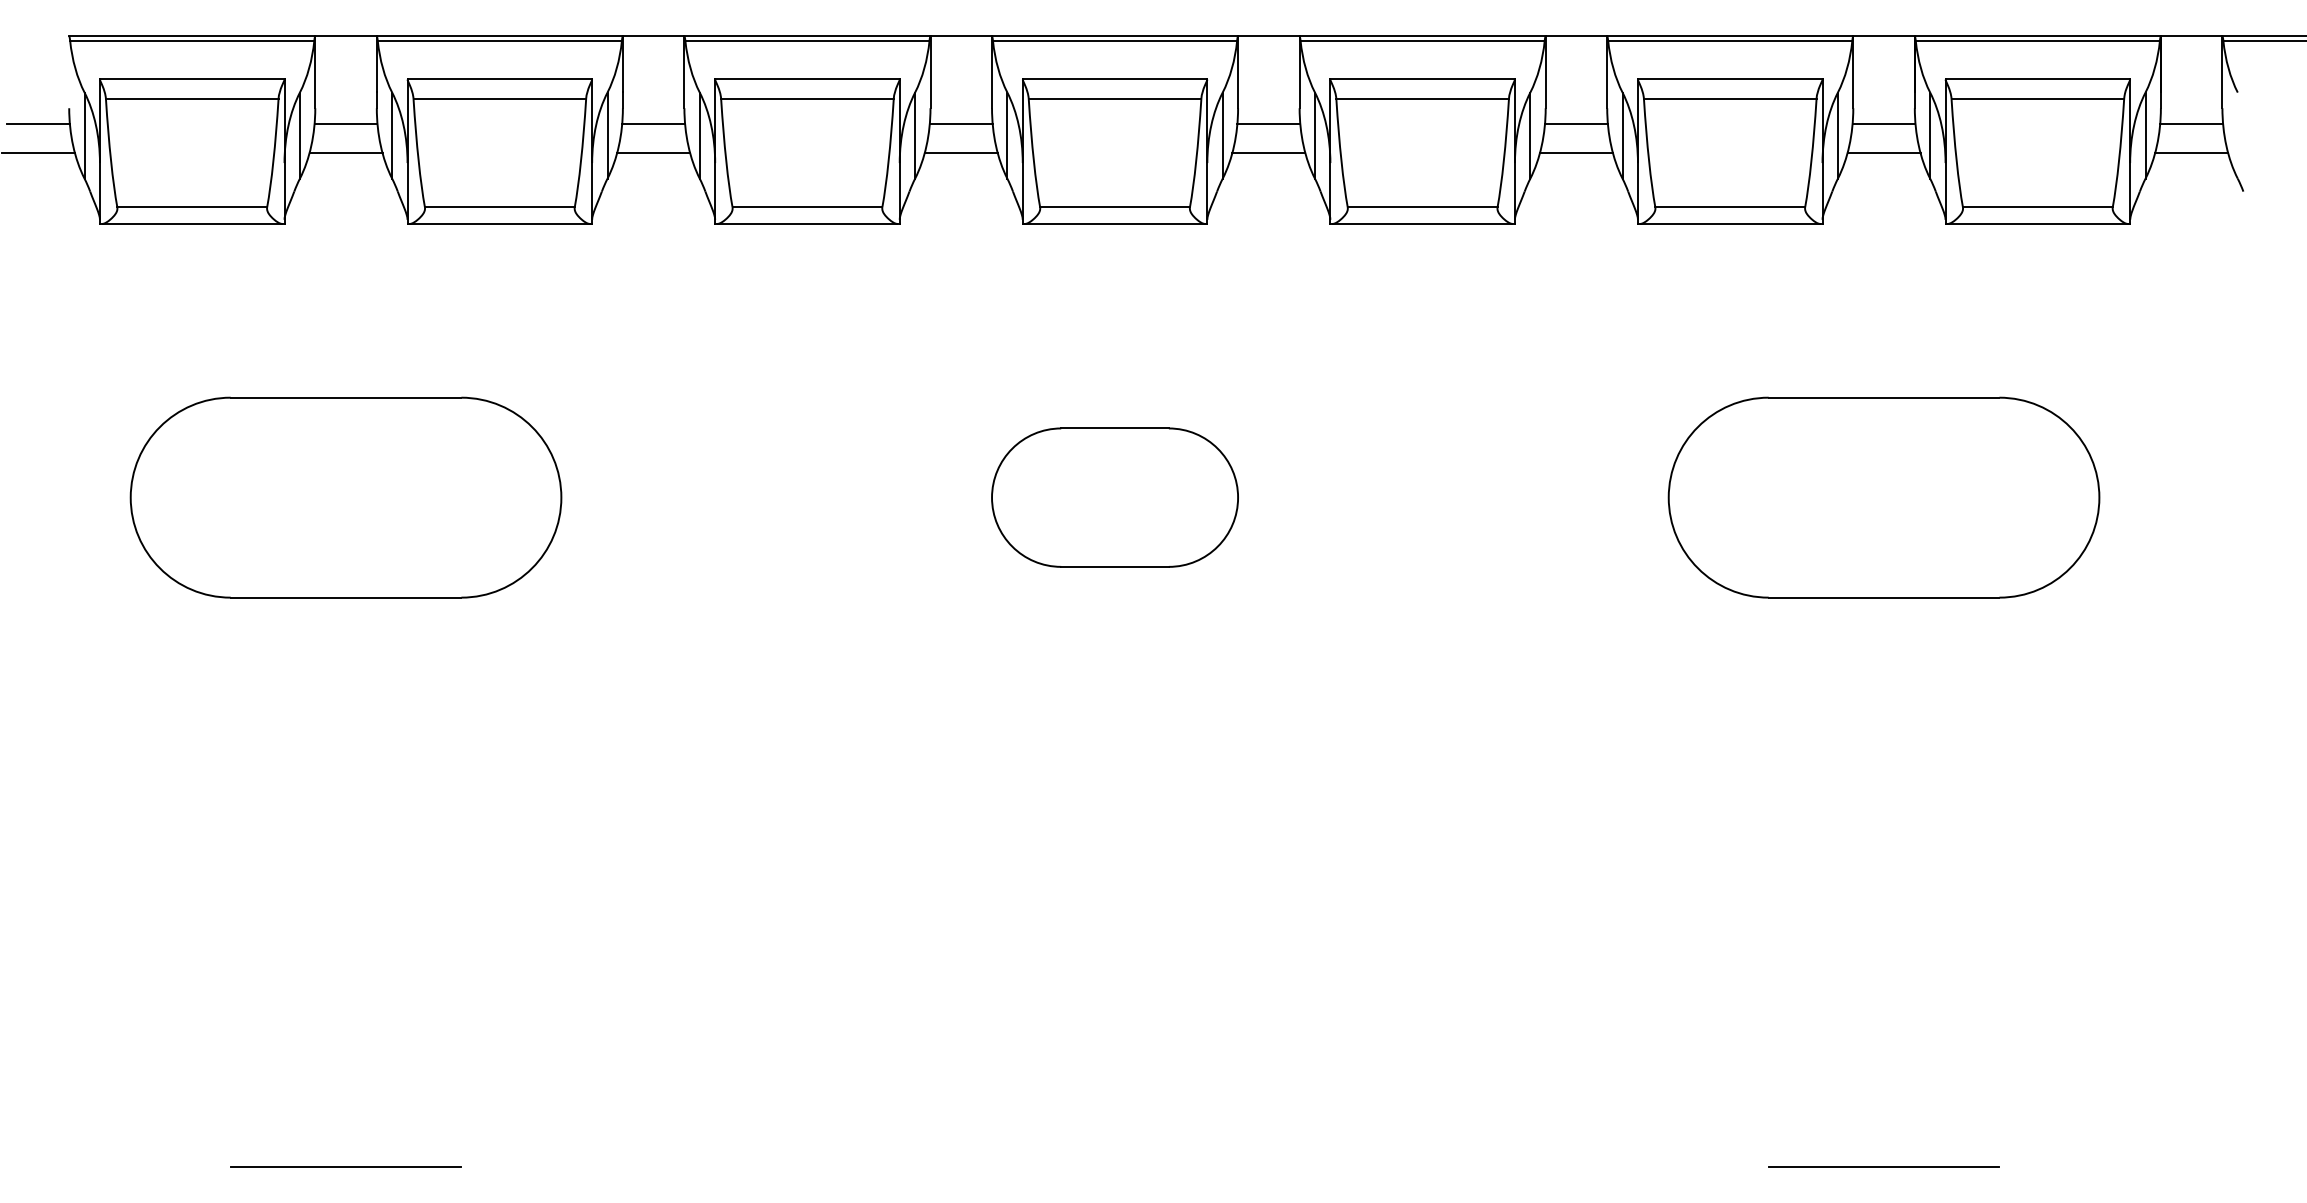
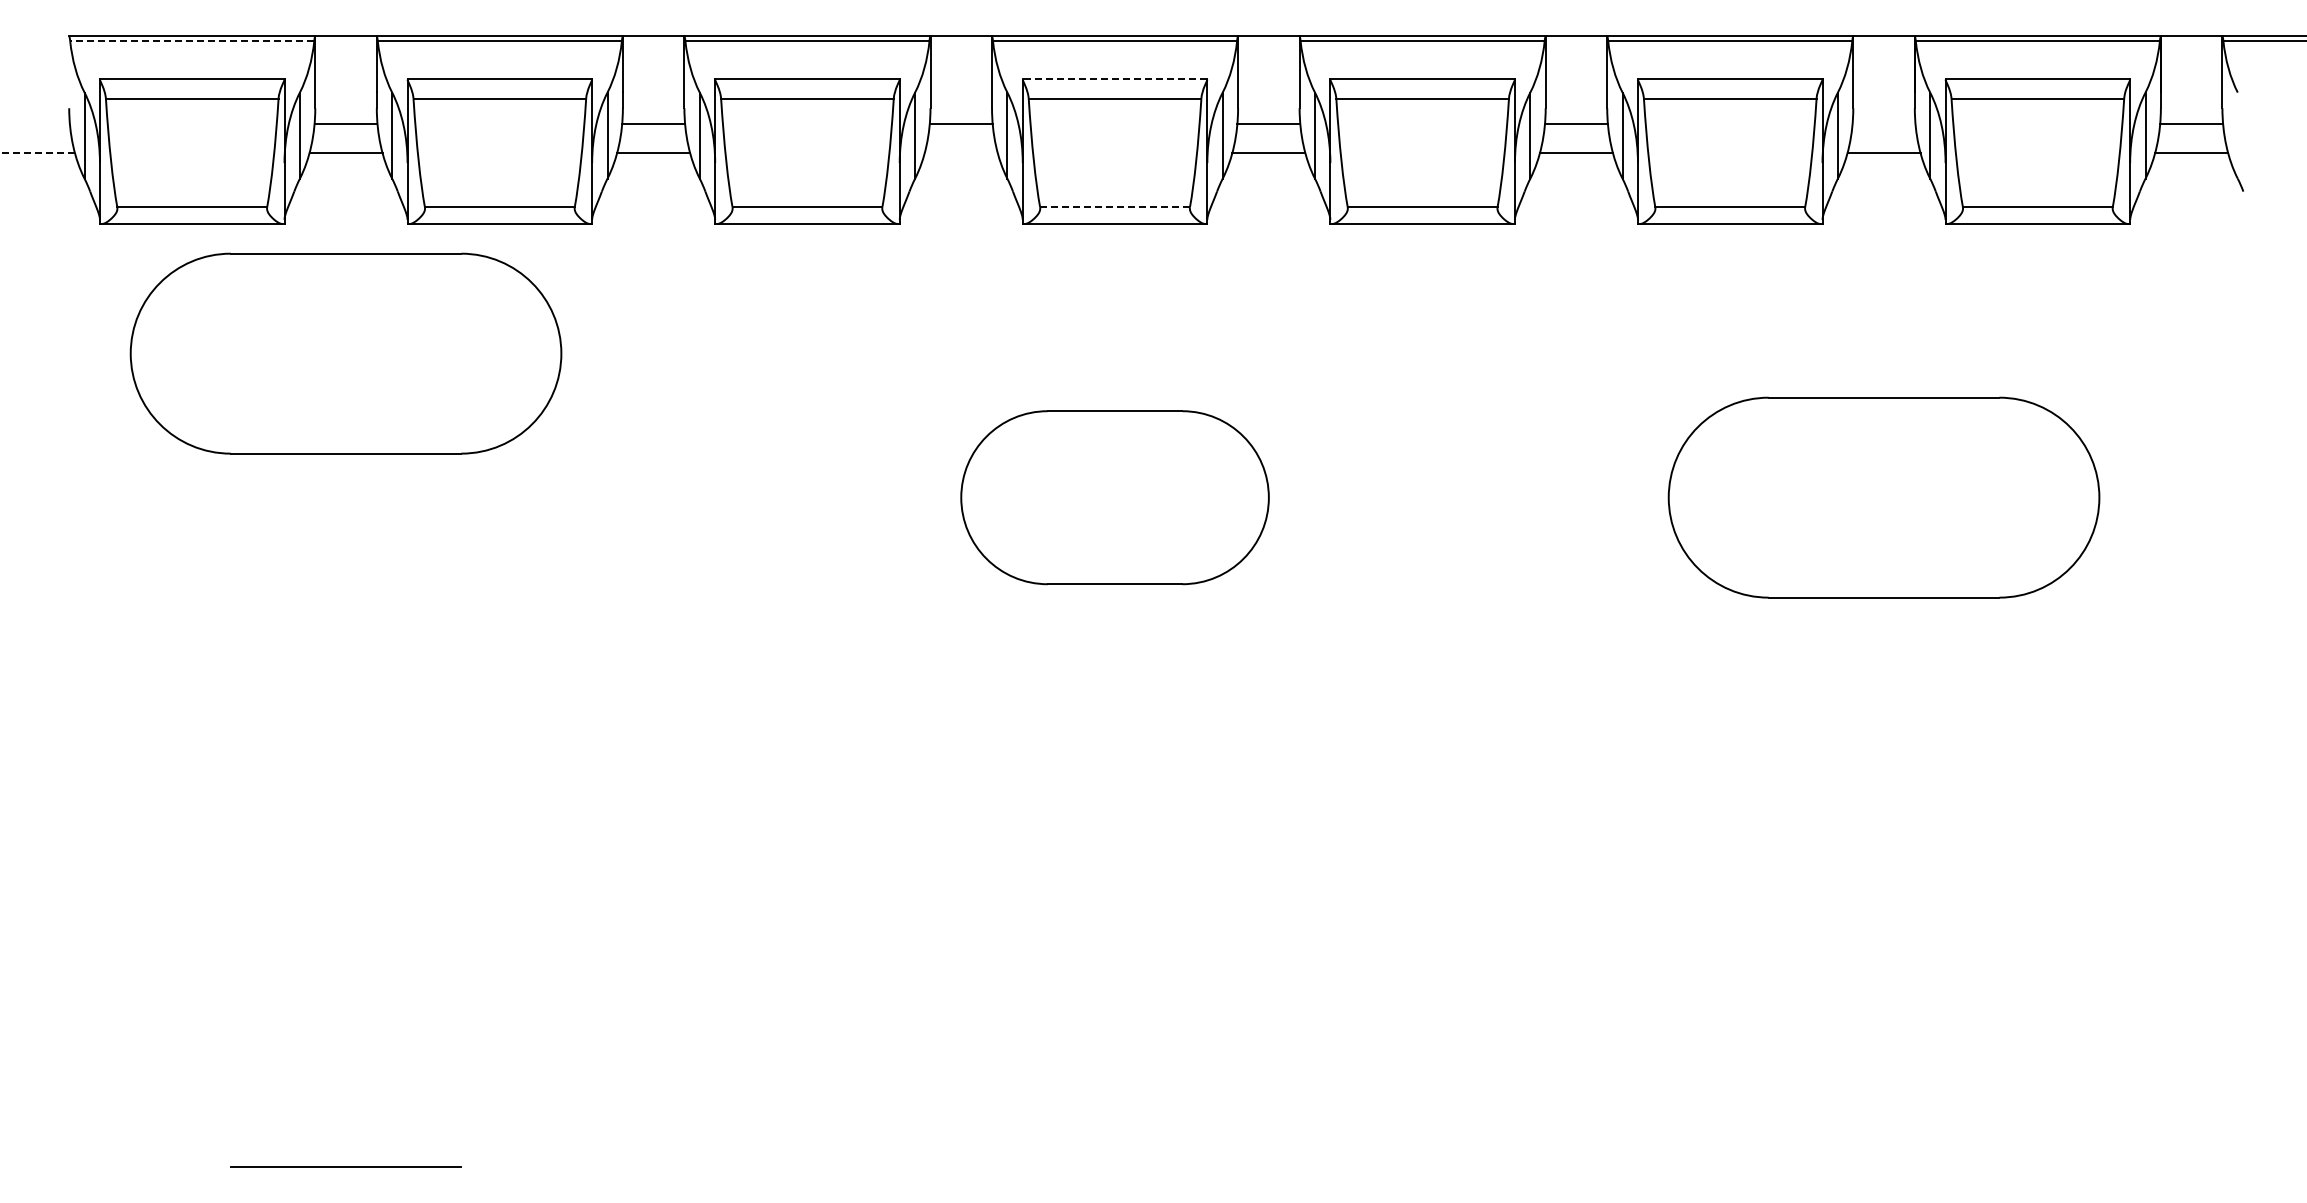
line: solid -> dashed (191, 40)
line: solid -> dashed (1114, 79)
line: present -> none (38, 123)
line: present -> none (1883, 123)
line: solid -> dashed (38, 153)
line: present -> none (960, 153)
line: solid -> dashed (1115, 207)
part position: (345, 497) -> (345, 353) (345, 353)
part size: 248x141 px -> 310x176 px (1114, 497)
line: present -> none (1883, 1166)
